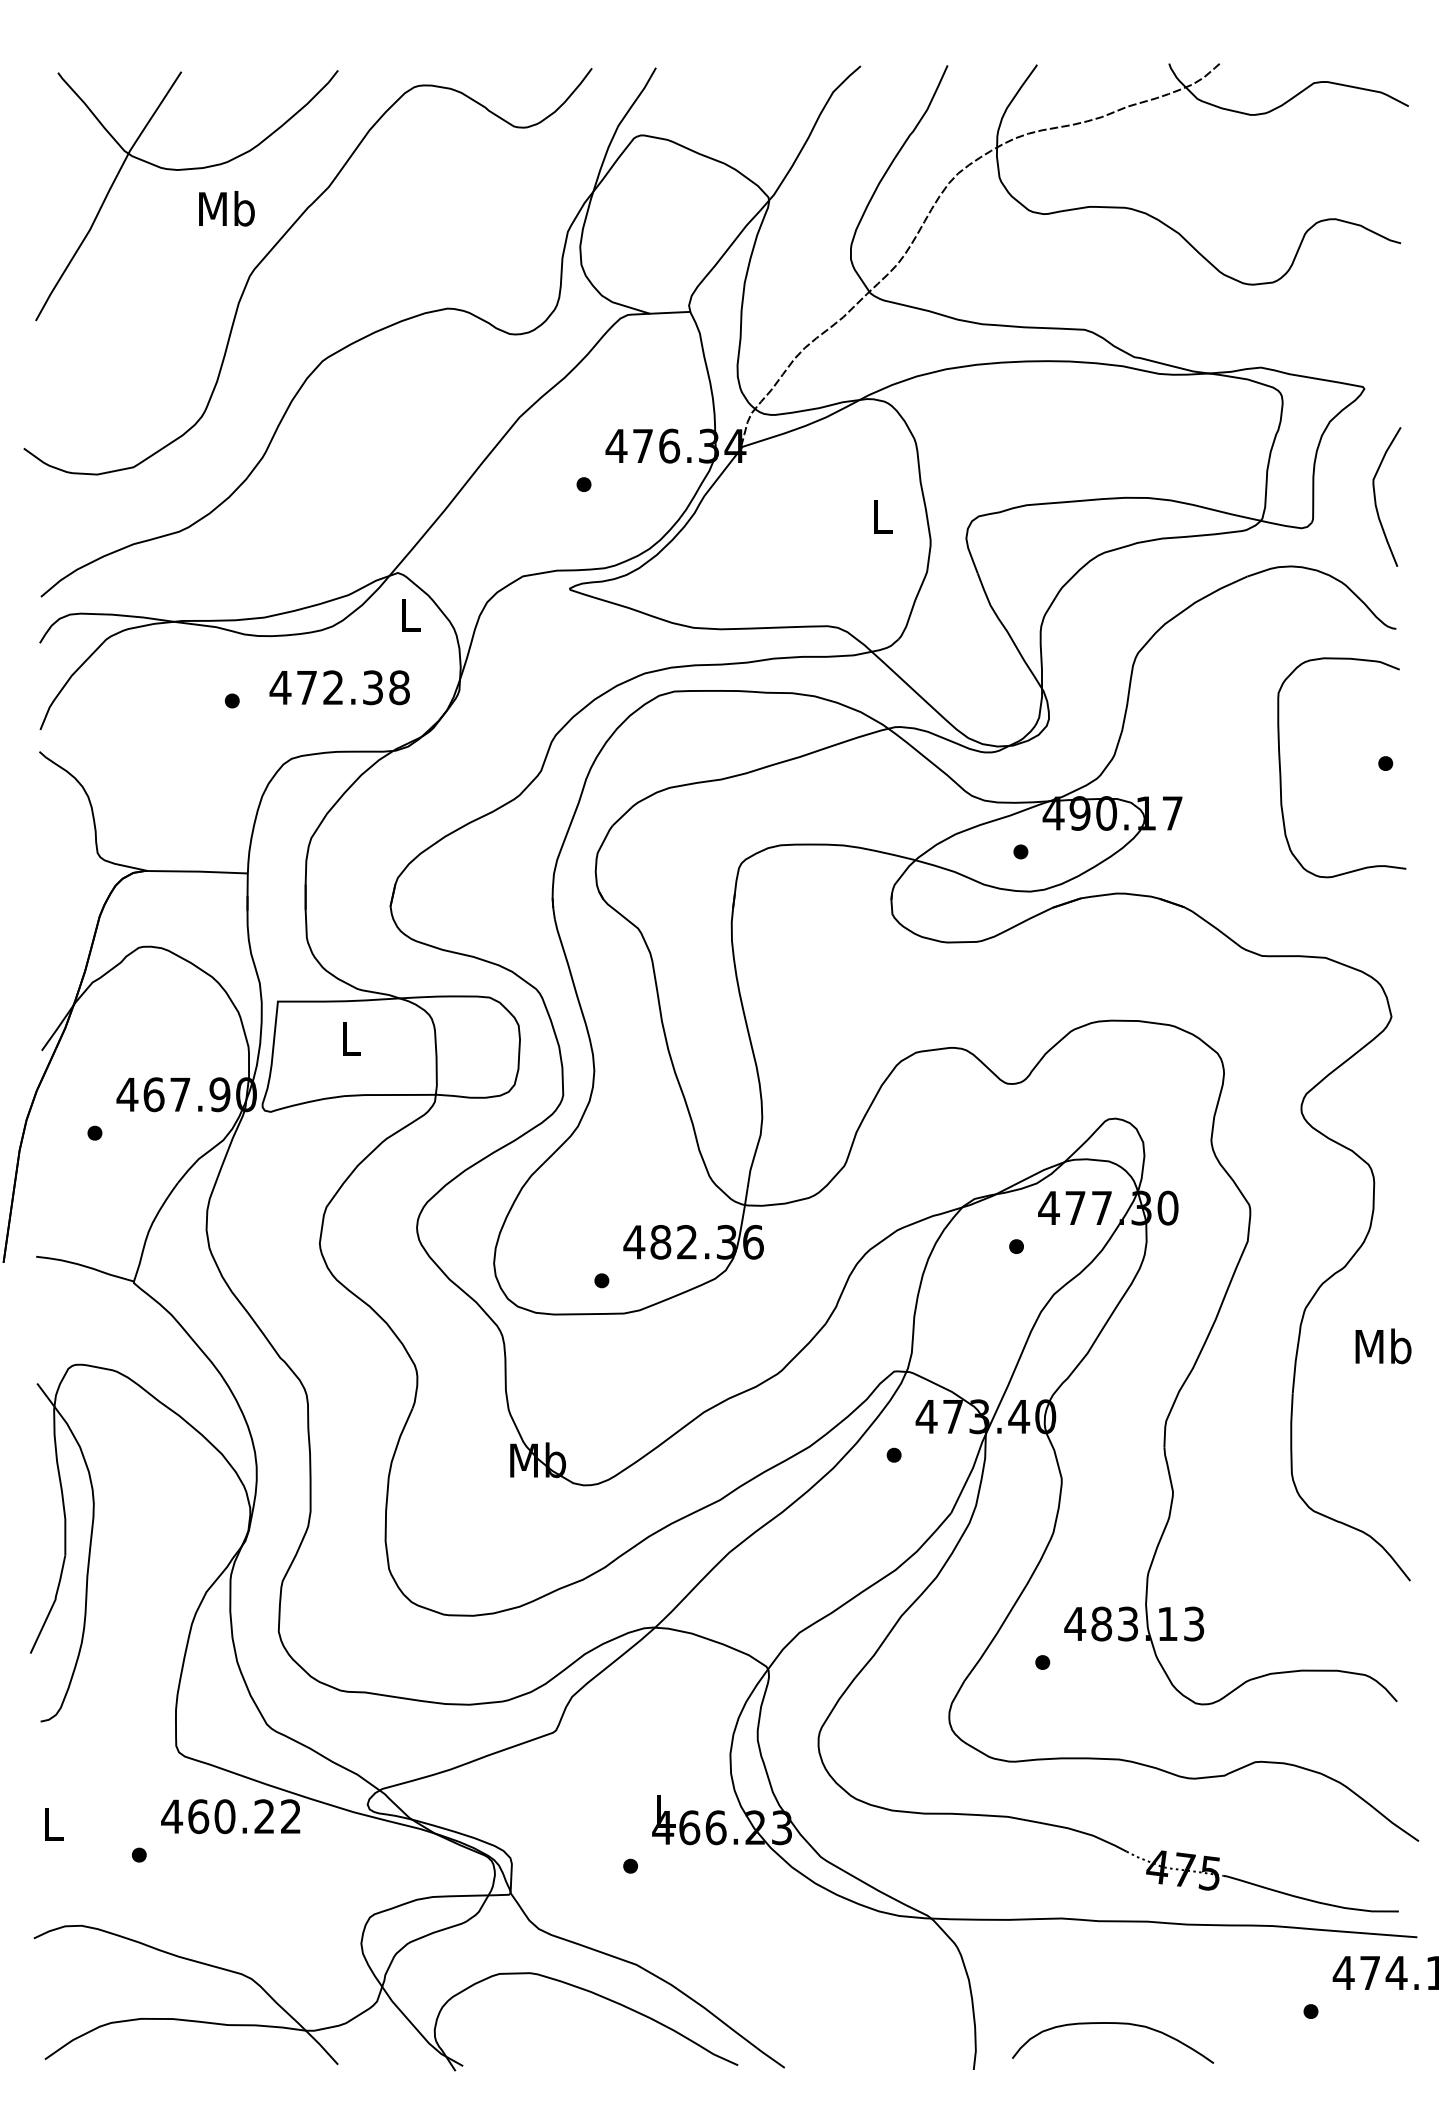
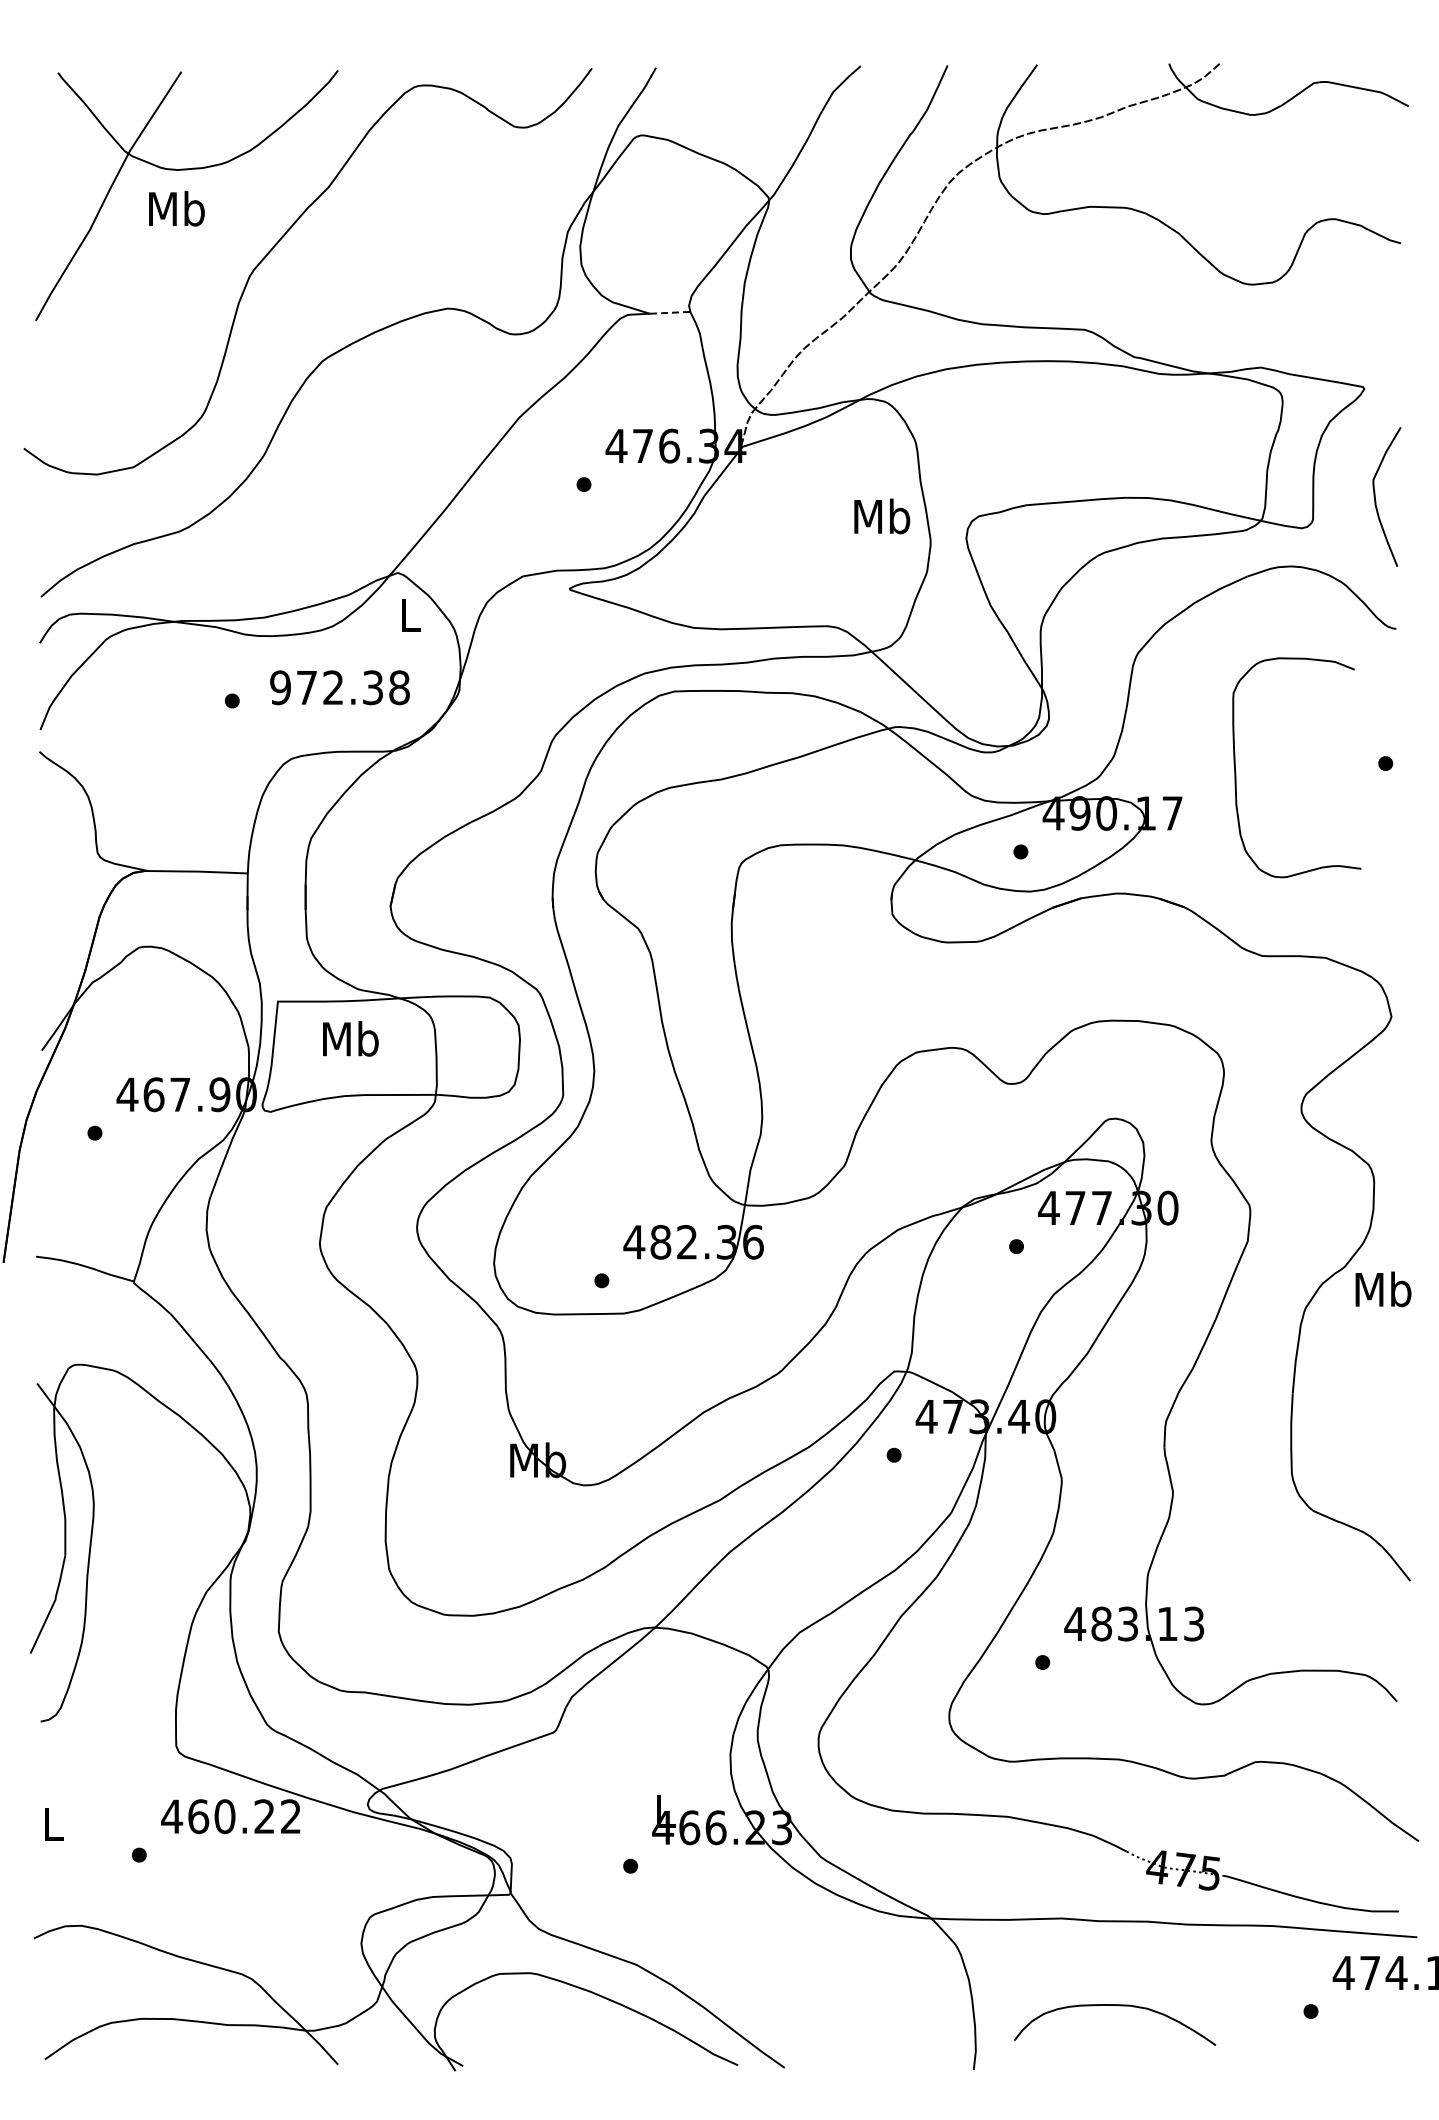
text position: (226, 208) -> (176, 208) (176, 208)
line: solid -> dashed (669, 312)
text: L -> Mb (882, 516)
text: 472.38 -> 972.38 (280, 687)
curve position: (1281, 771) -> (1236, 771) (1236, 771)
text: L -> Mb (350, 1038)
text position: (1383, 1346) -> (1383, 1289) (1383, 1289)
curve position: (1117, 2024) -> (1119, 2006) (1119, 2006)
